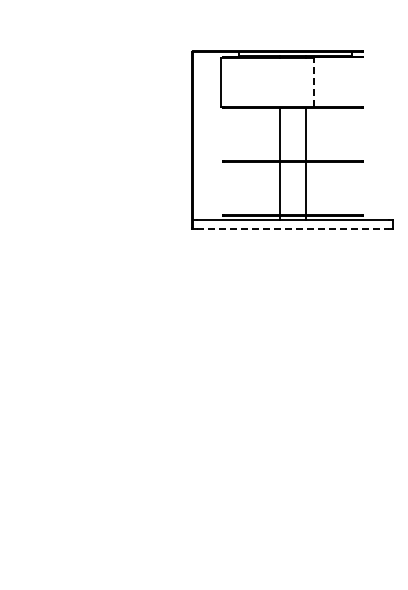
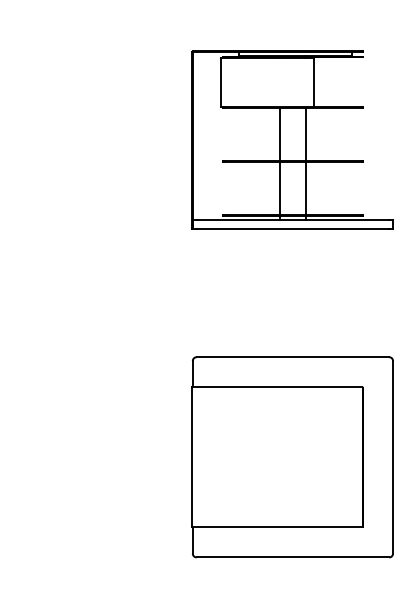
line: dashed -> solid (313, 82)
line: dashed -> solid (293, 229)
part: none -> present (292, 457)
